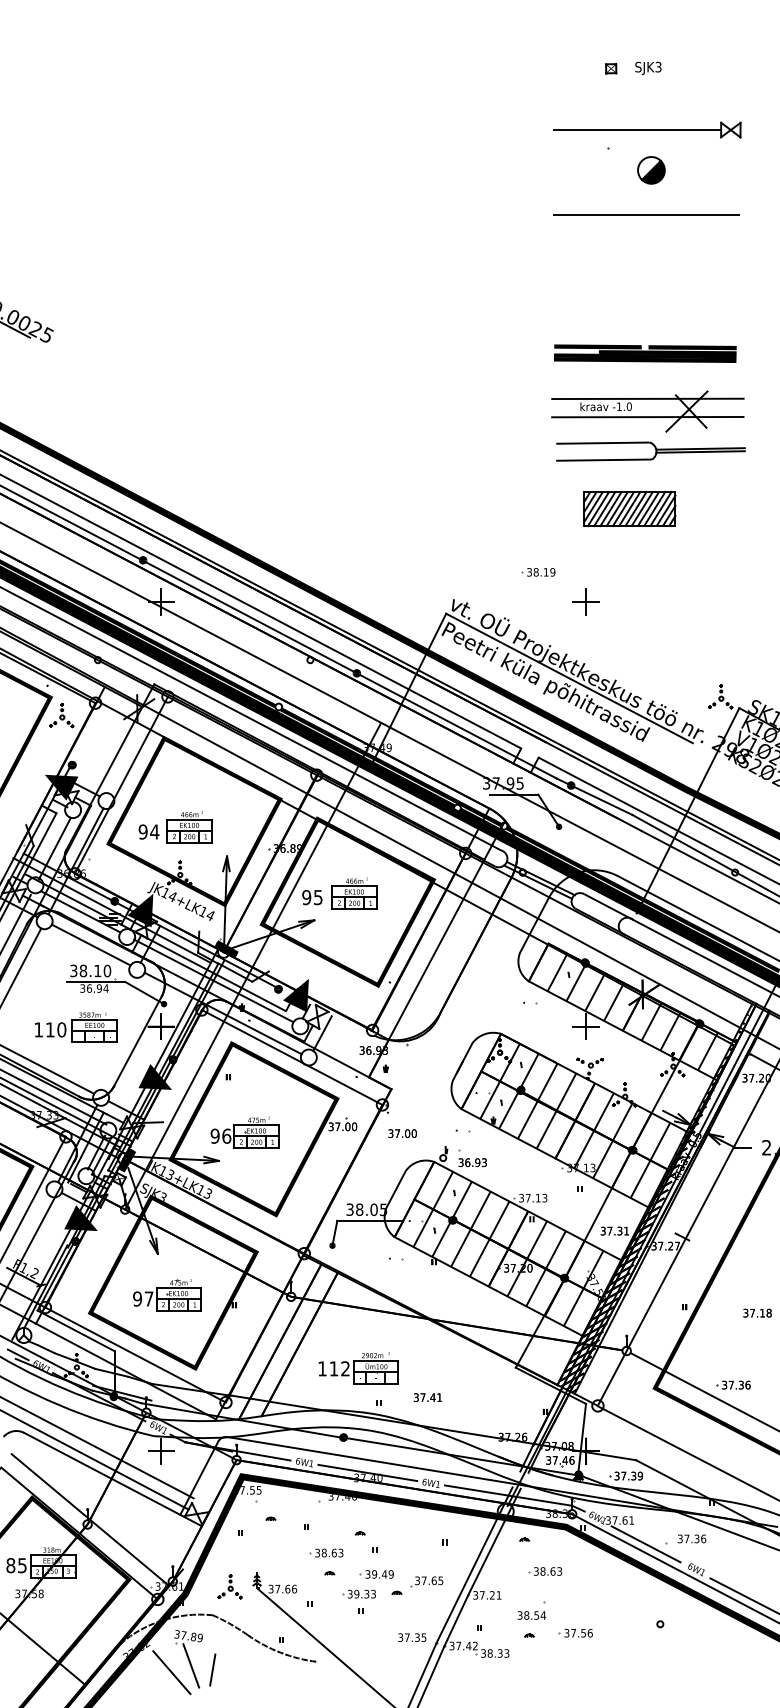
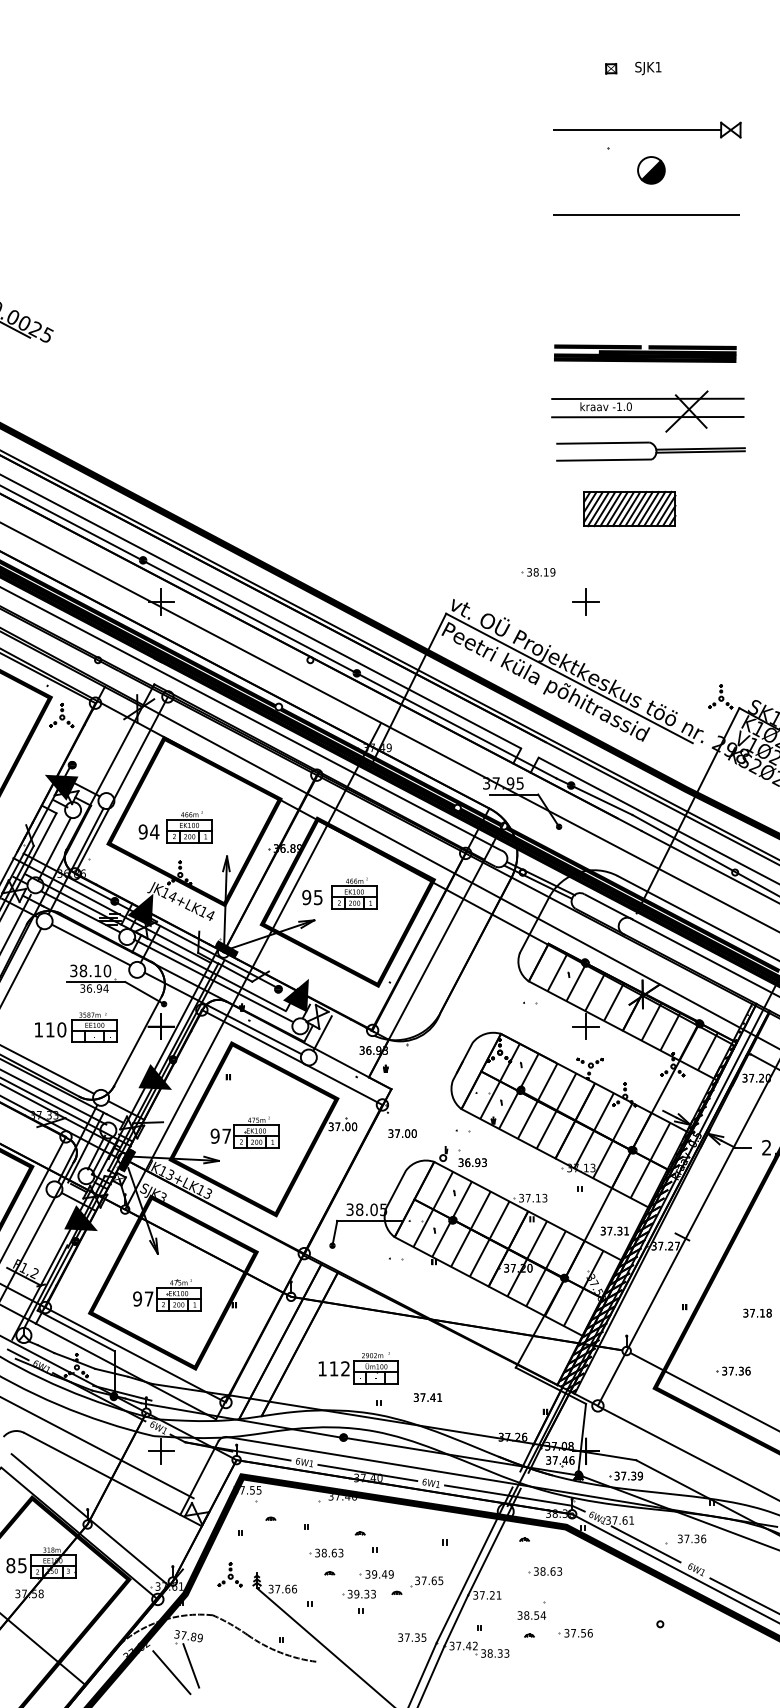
text: SJK3 -> SJK1 (658, 66)
text: 96 -> 97 (226, 1135)
part position: (733, 1384) -> (733, 1370) (733, 1370)
line: present -> none (95, 1460)
part position: (229, 1586) -> (229, 1574) (229, 1574)
line: present -> none (212, 1669)
